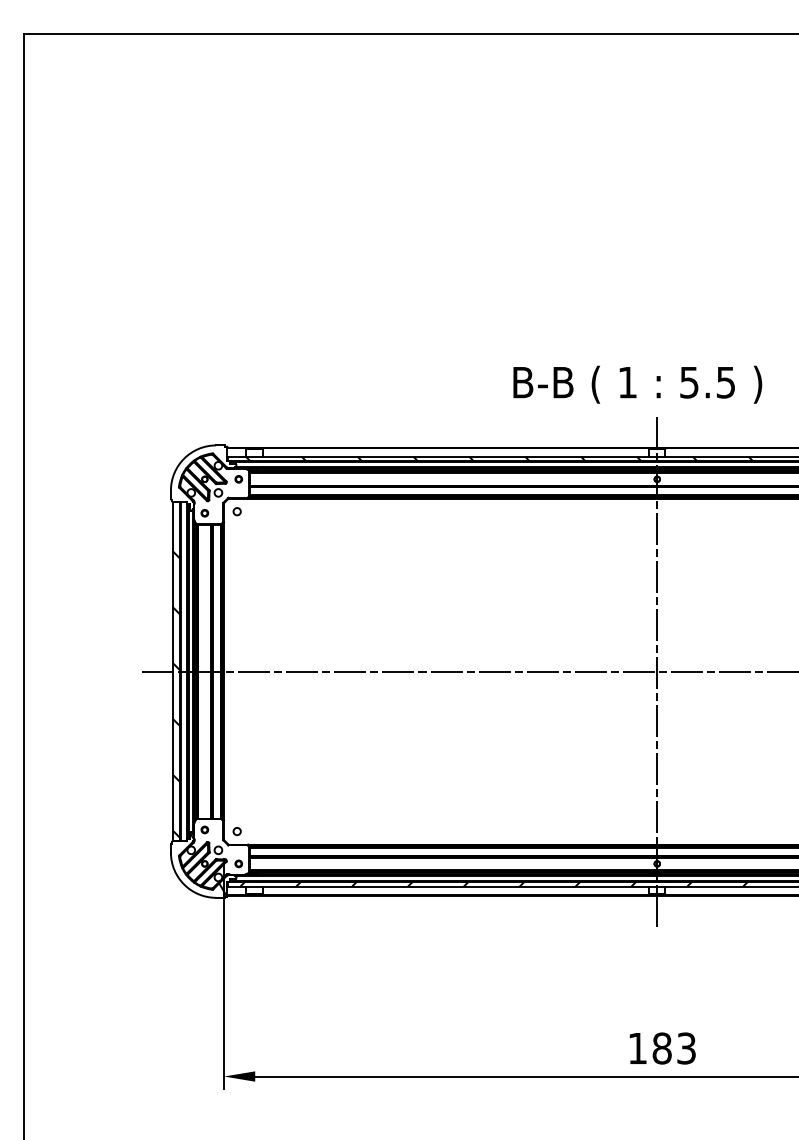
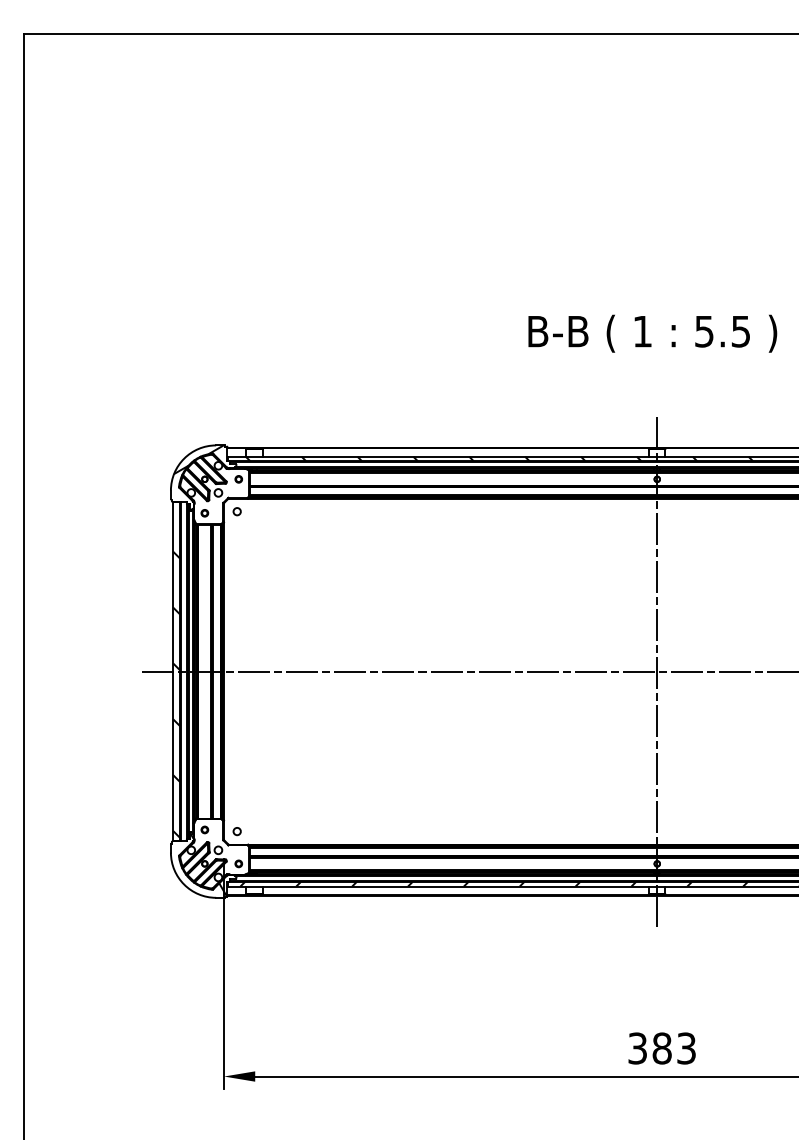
text position: (637, 384) -> (652, 333) (652, 333)
hatch: none -> present (198, 477)
text: 183 -> 383 (637, 1048)
